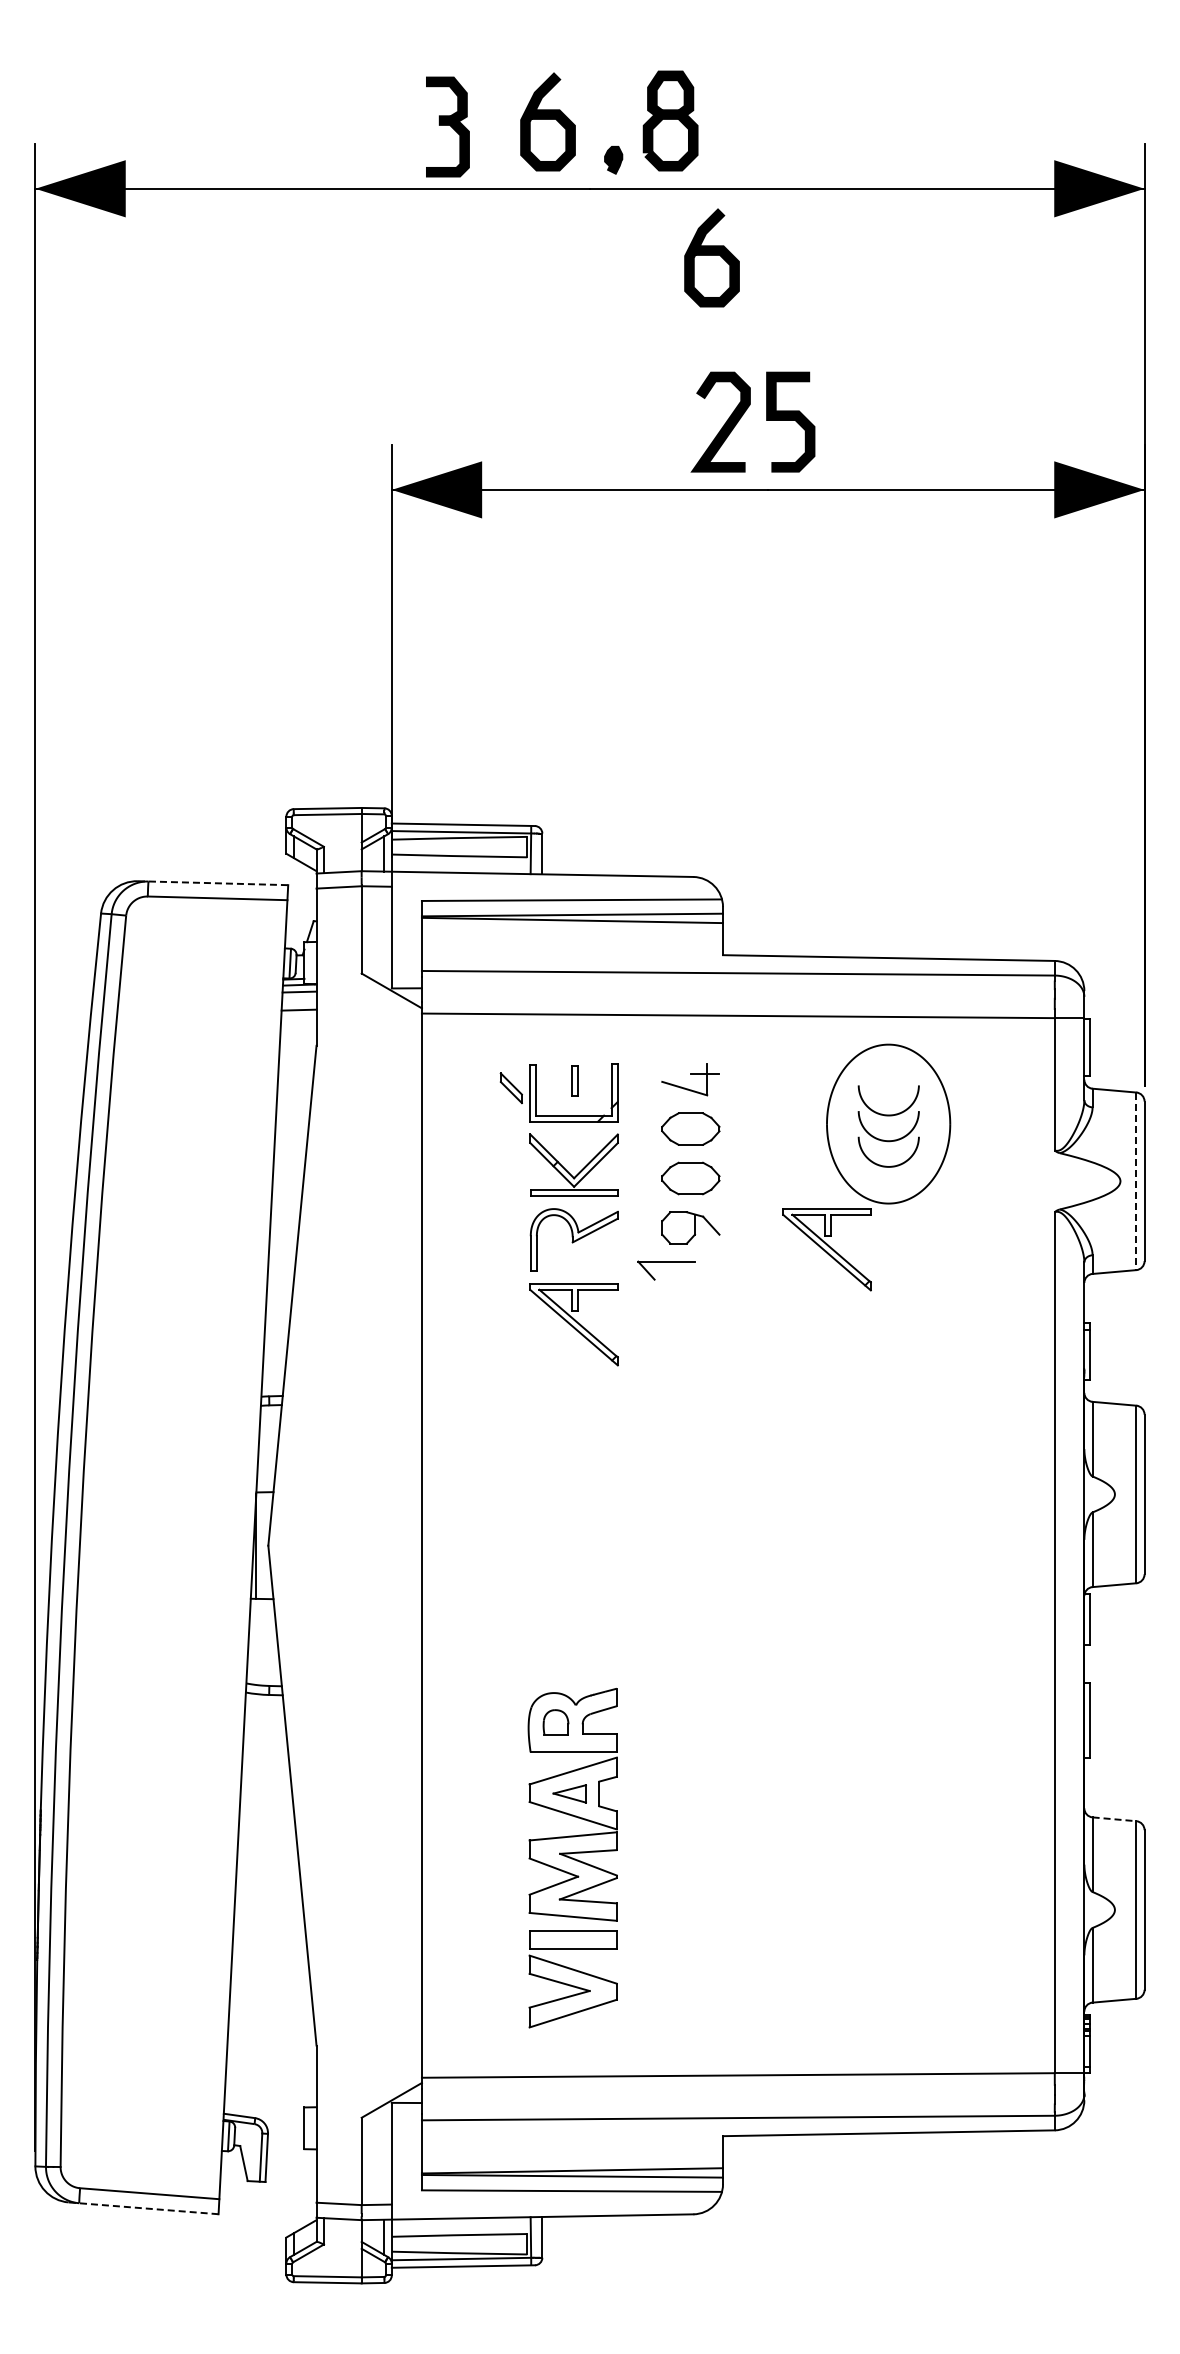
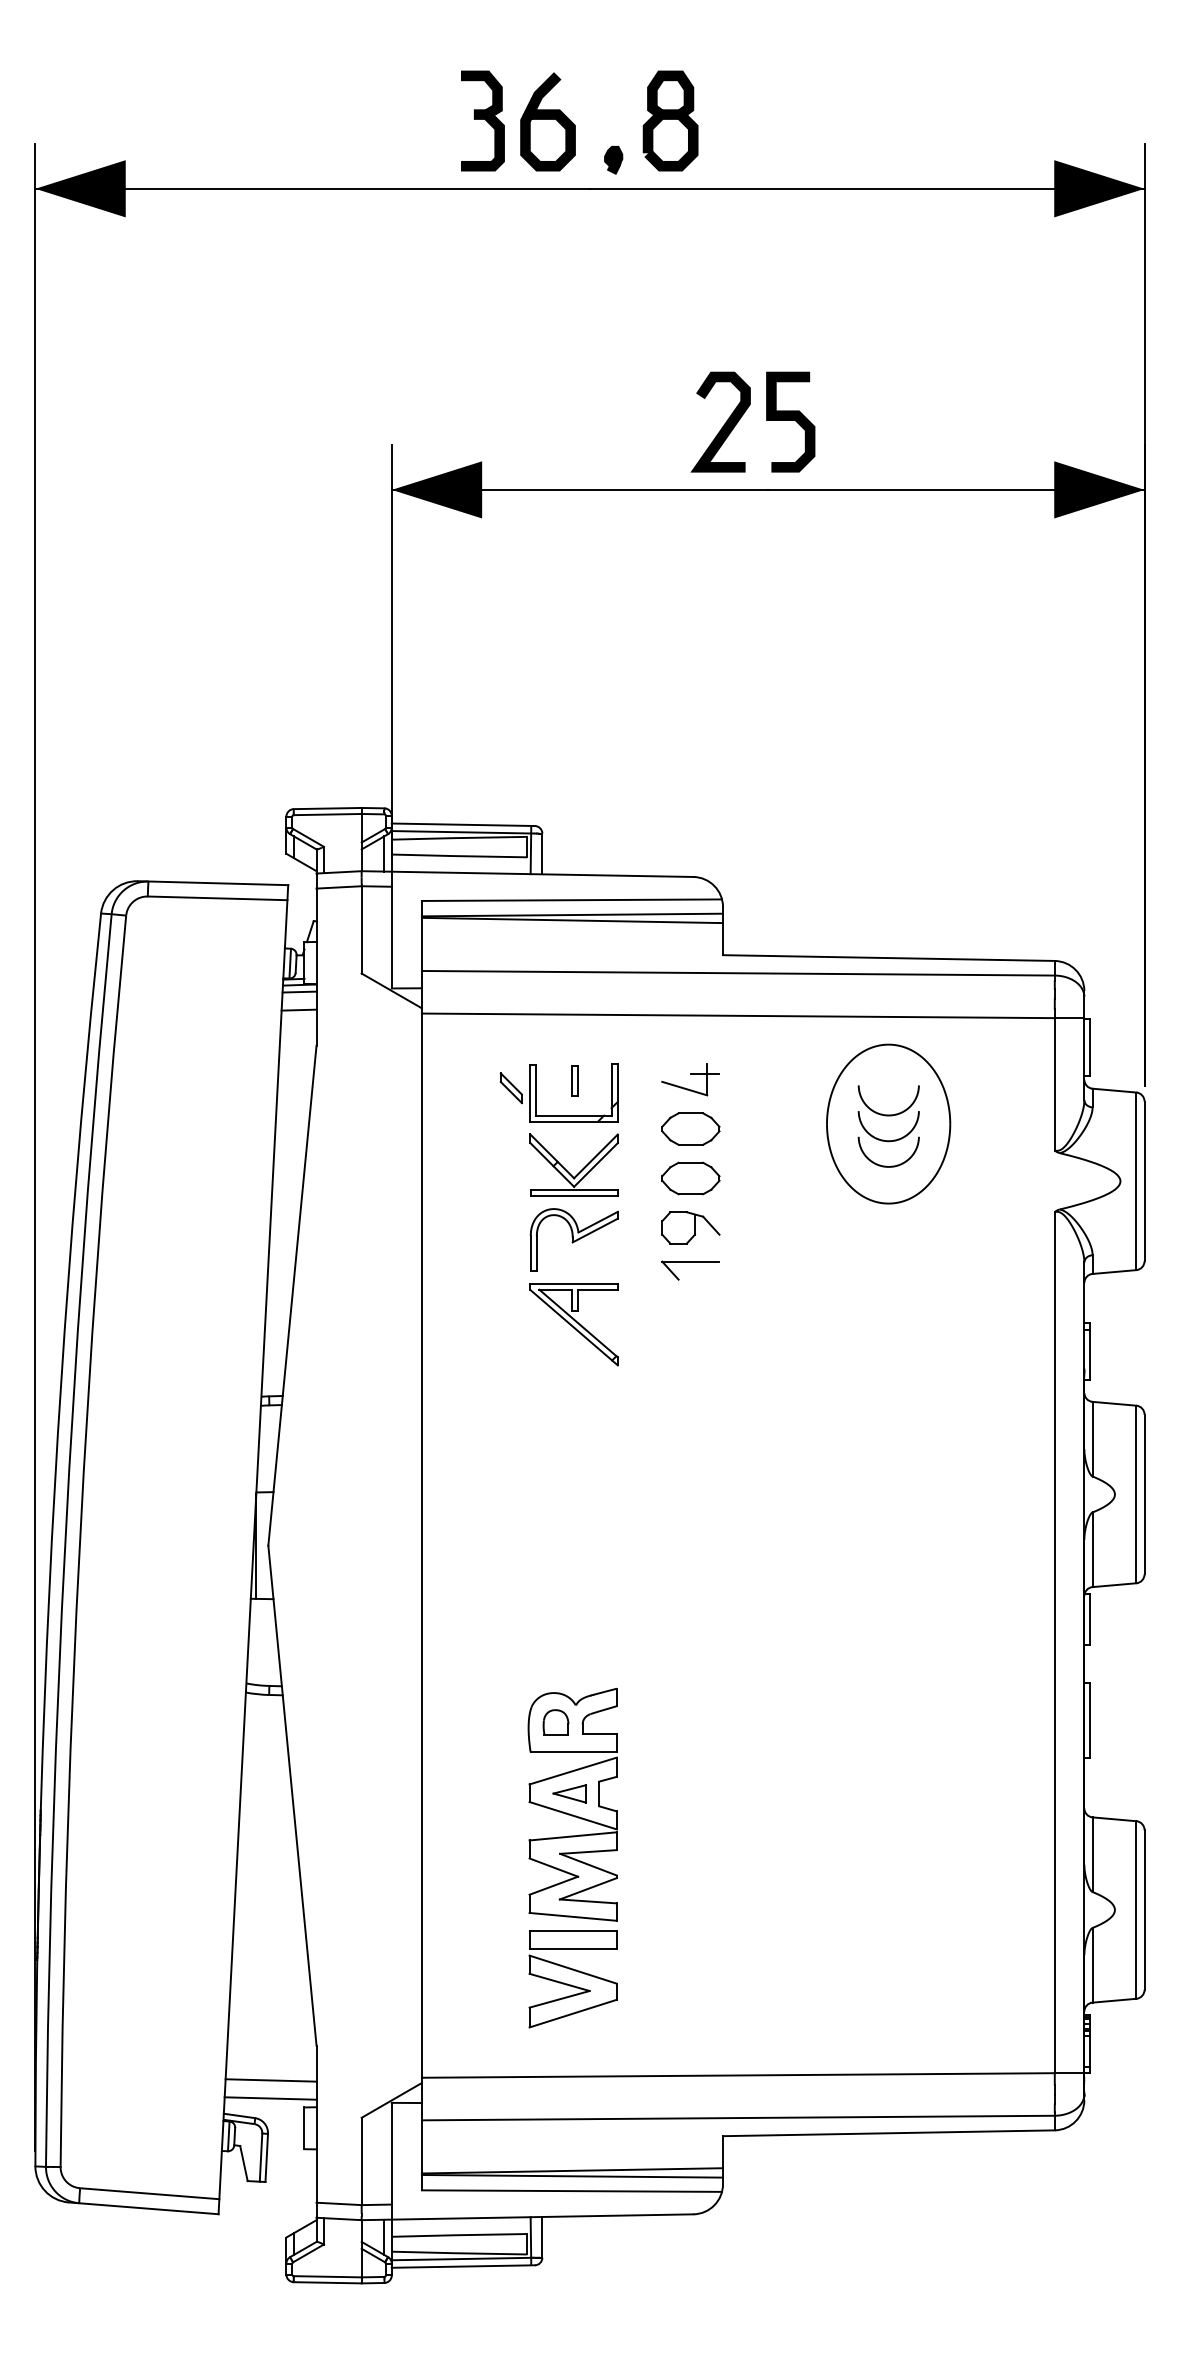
part position: (447, 126) -> (482, 120) (482, 120)
curve: present -> none (711, 255)
line: dashed -> solid (213, 883)
line: dashed -> solid (1136, 1181)
part: present -> none (826, 1249)
part position: (666, 1262) -> (690, 1262) (690, 1262)
line: dashed -> solid (1114, 1819)
line: none -> present (270, 2080)
line: none -> present (270, 2098)
line: dashed -> solid (143, 2208)
